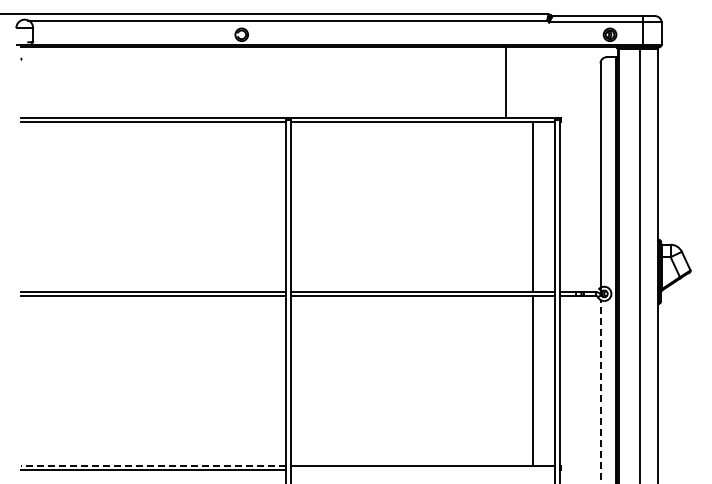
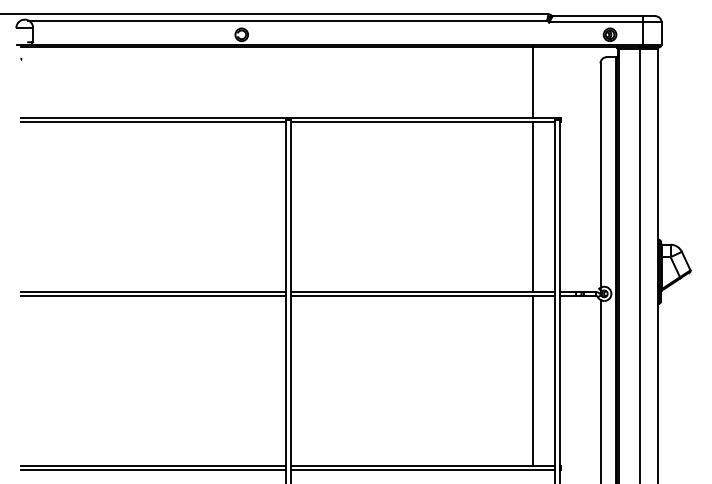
line position: (505, 82) -> (532, 82) (532, 82)
line: dashed -> solid (600, 391)
line: dashed -> solid (153, 465)
line: none -> present (422, 469)
